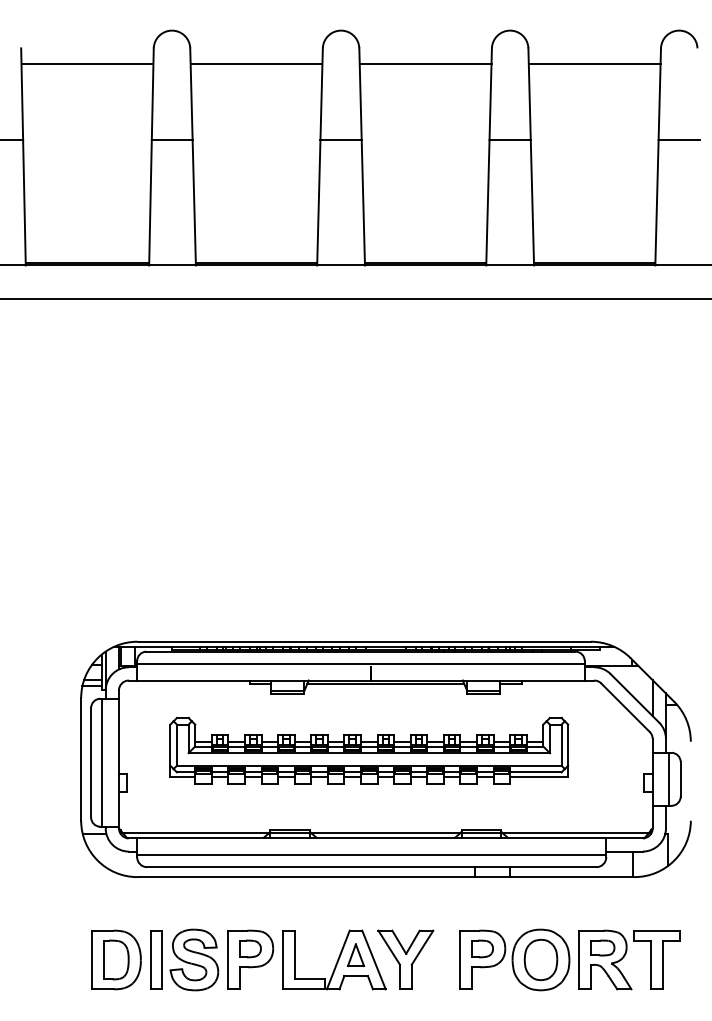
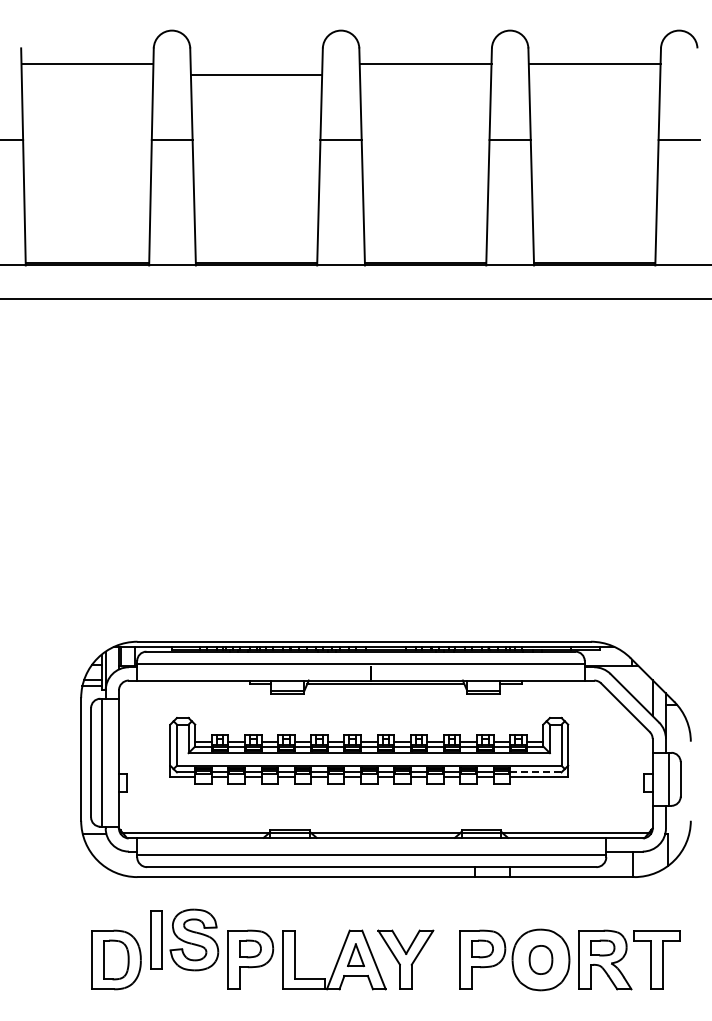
line position: (256, 64) -> (256, 75) (256, 75)
line: solid -> dashed (535, 772)
part position: (184, 959) -> (184, 939) (184, 939)
part size: 36x44 px -> 26x30 px (540, 959)
